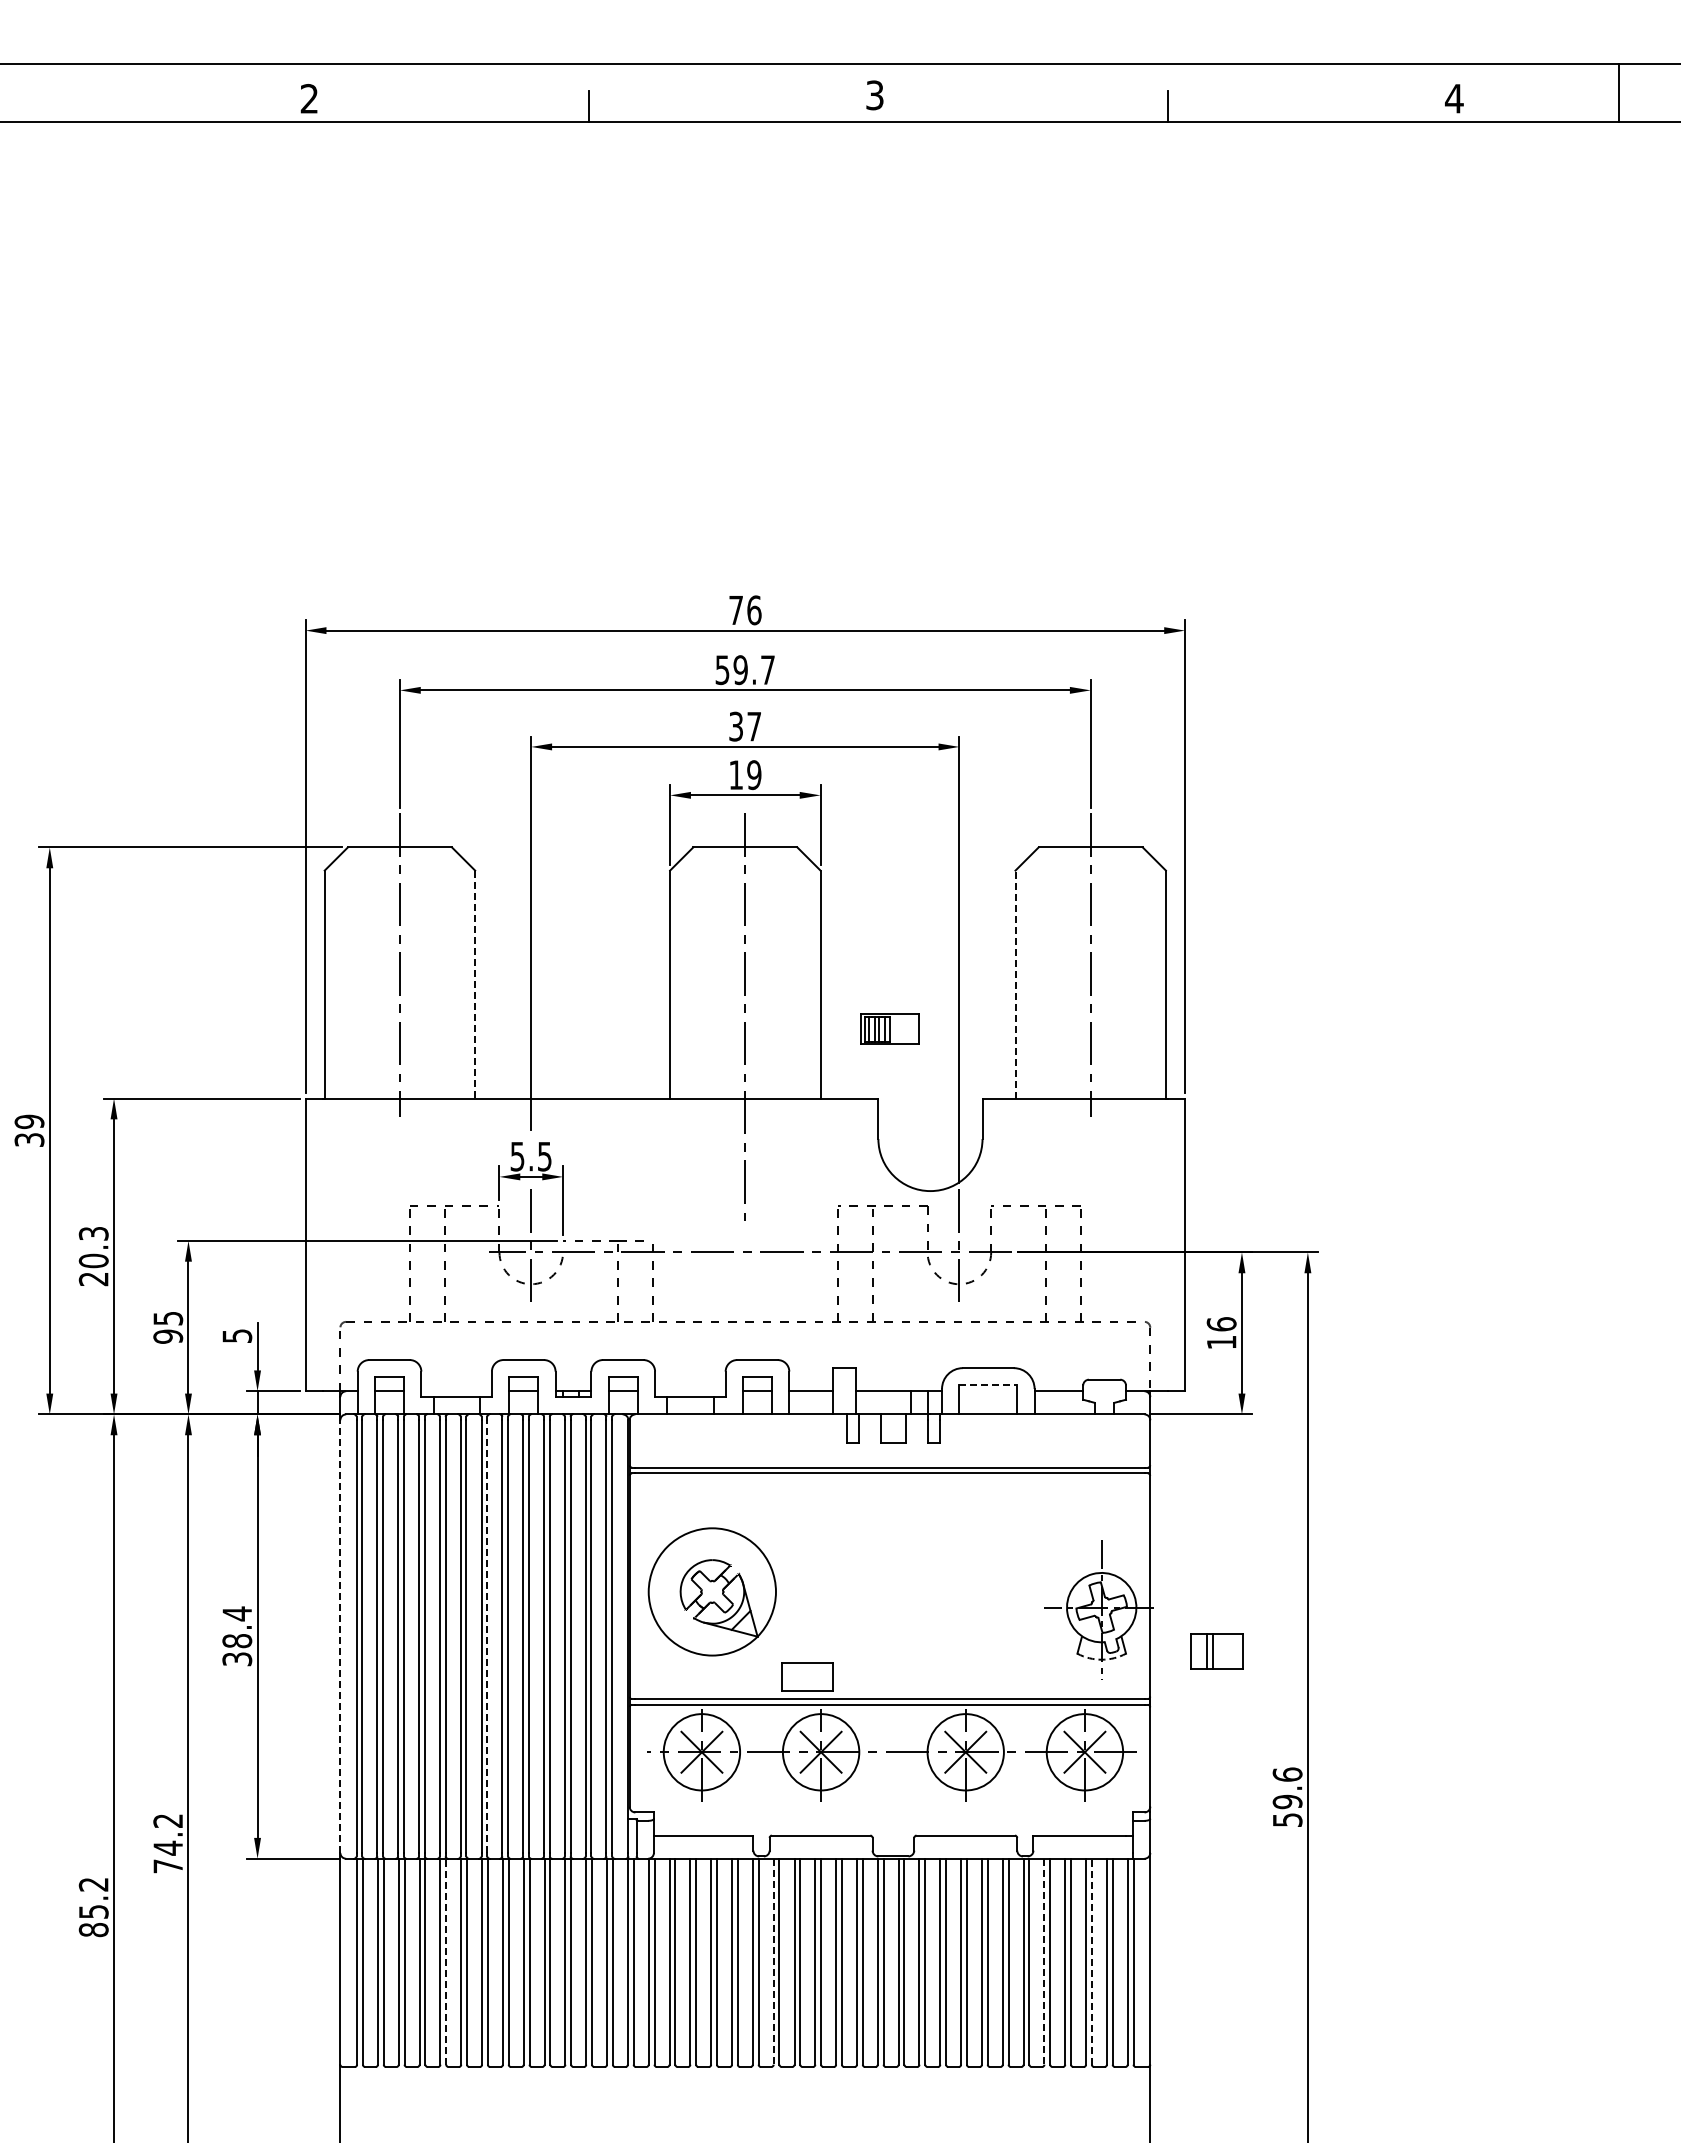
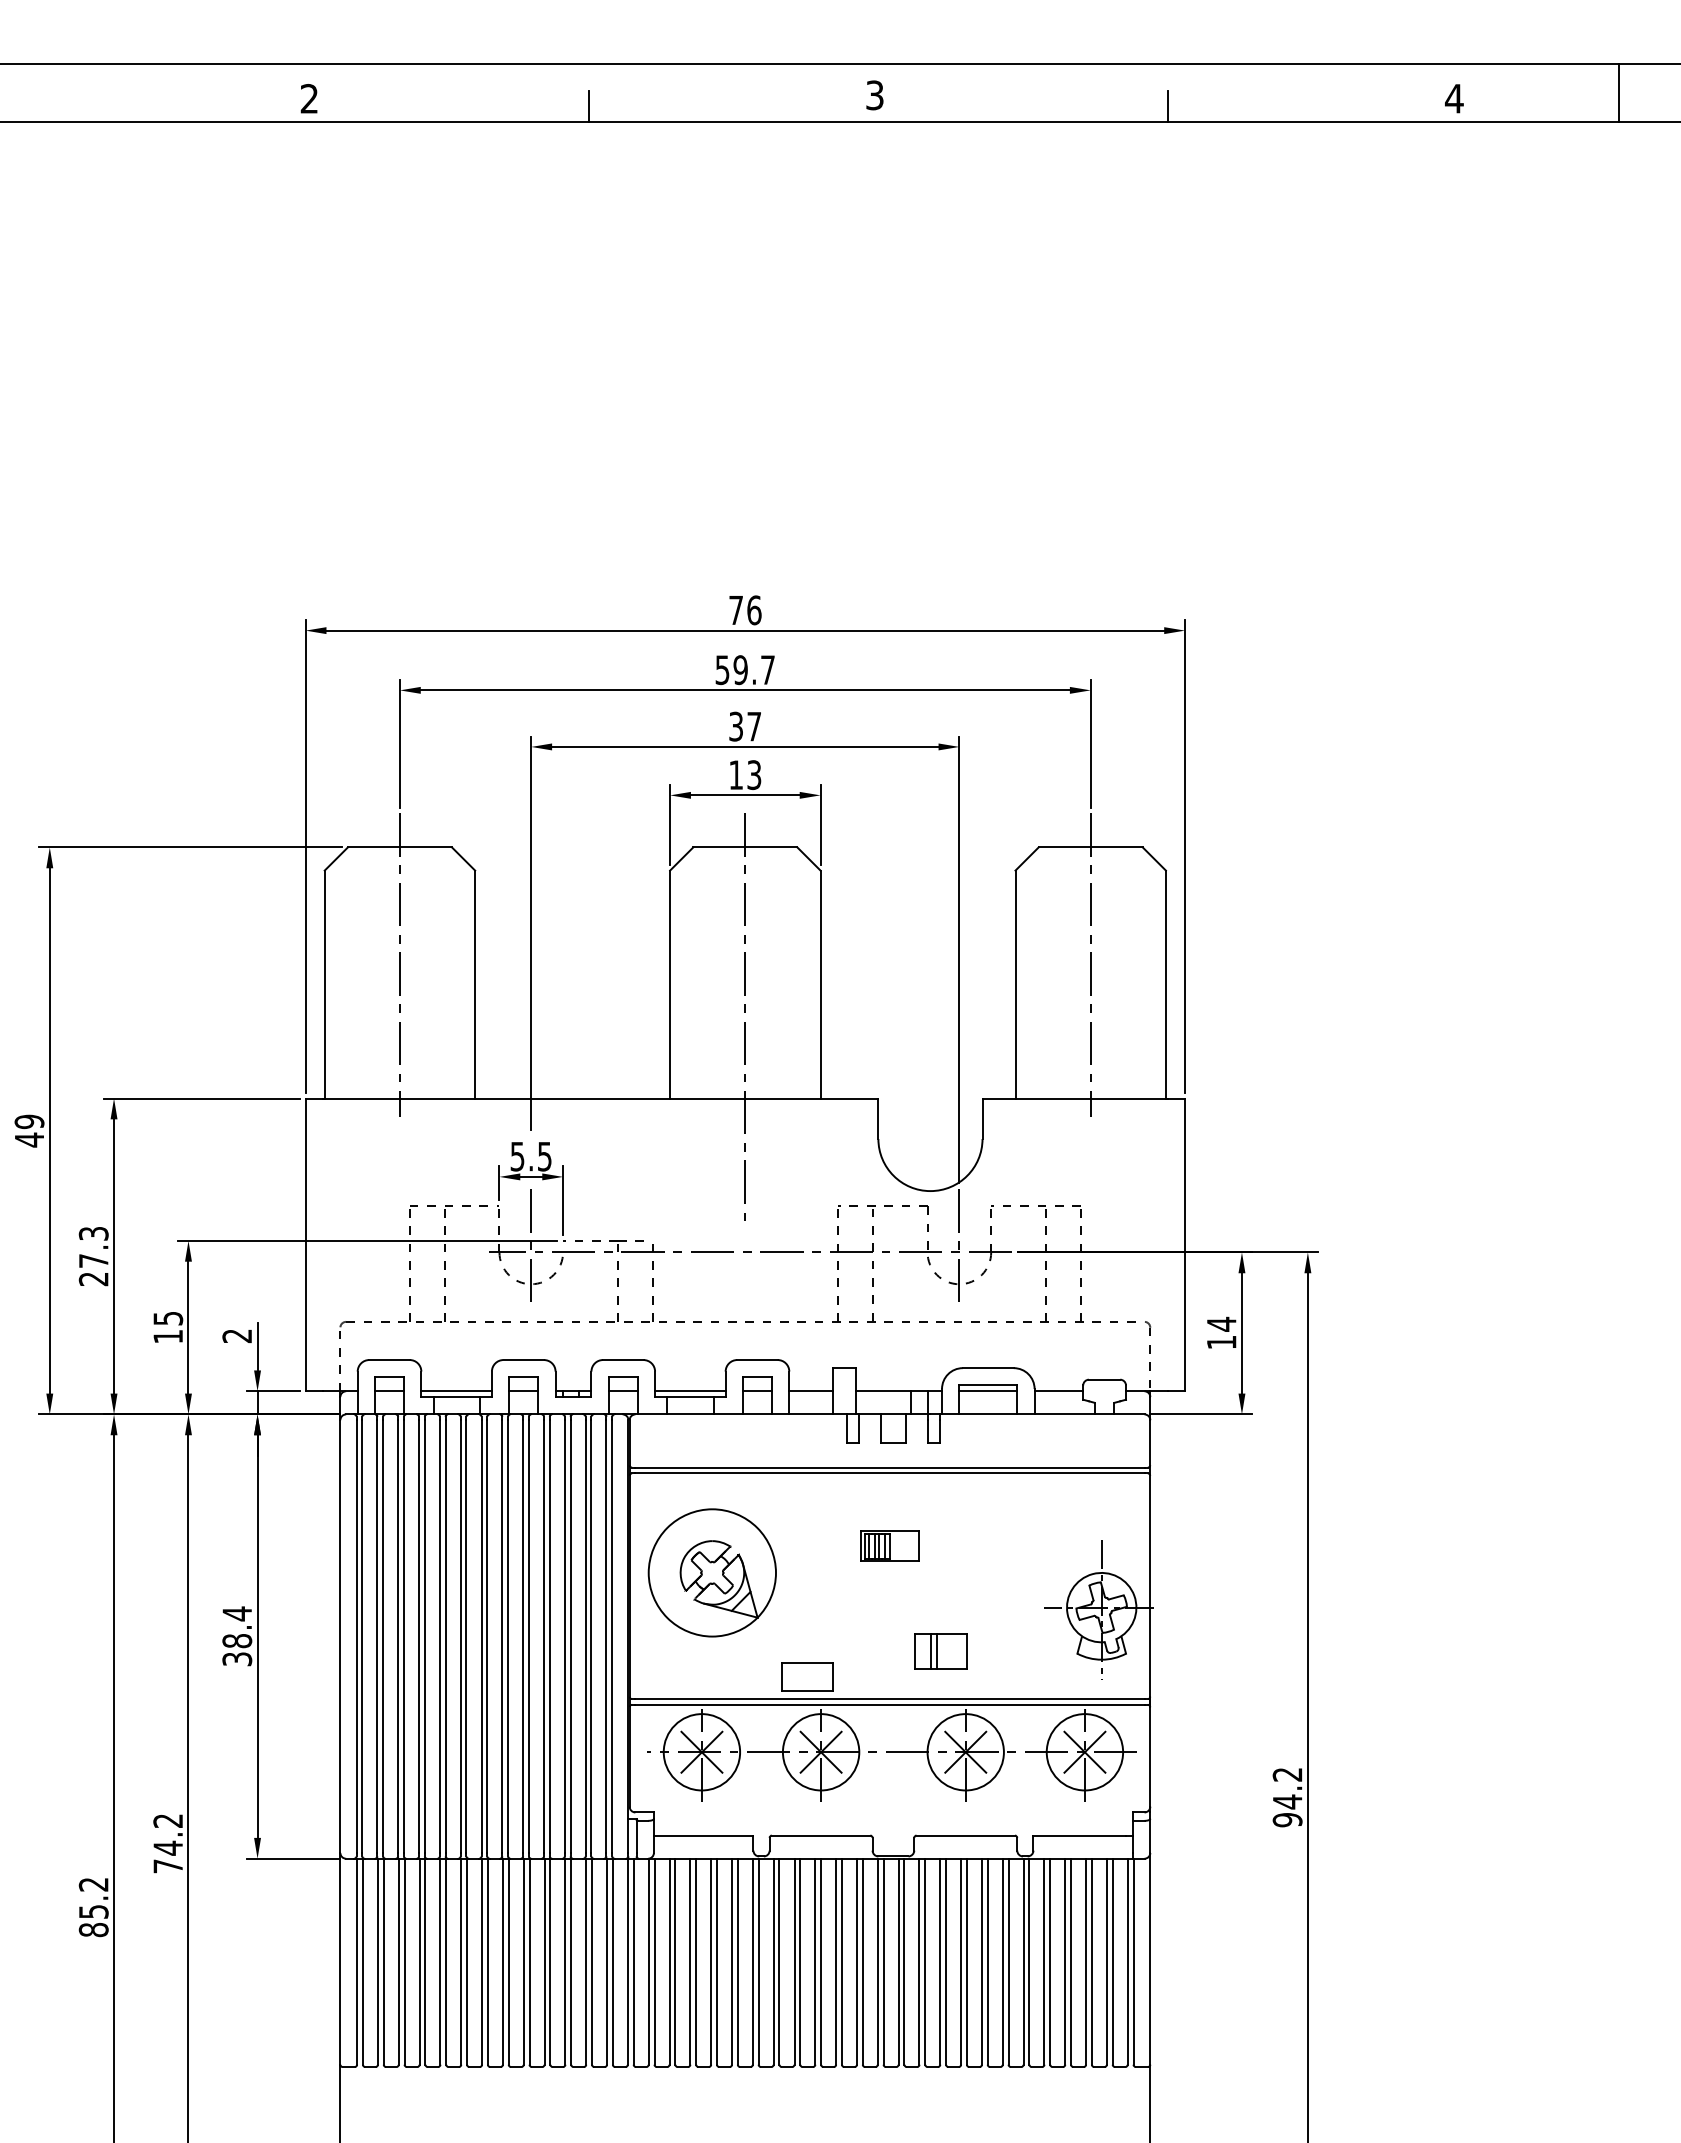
text: 19 -> 13 (754, 774)
line: dashed -> solid (475, 984)
line: dashed -> solid (1015, 984)
part position: (889, 1028) -> (889, 1545) (889, 1545)
text: 39 -> 49 (29, 1139)
text: 20.3 -> 27.3 (93, 1260)
text: 16 -> 14 (1221, 1323)
text: 95 -> 15 (168, 1336)
text: 5 -> 2 (237, 1336)
line: dashed -> solid (988, 1385)
line: none -> present (456, 1391)
line: none -> present (690, 1391)
line: none -> present (988, 1391)
part position: (711, 1591) -> (711, 1572) (711, 1572)
line: dashed -> solid (340, 1636)
line: dashed -> solid (487, 1636)
part position: (1216, 1651) -> (940, 1651) (940, 1651)
arc: dashed -> solid (1101, 1659)
text: 59.6 -> 94.2 (1287, 1797)
line: dashed -> solid (446, 1961)
line: dashed -> solid (773, 1961)
line: dashed -> solid (1044, 1961)
line: dashed -> solid (1091, 1961)
